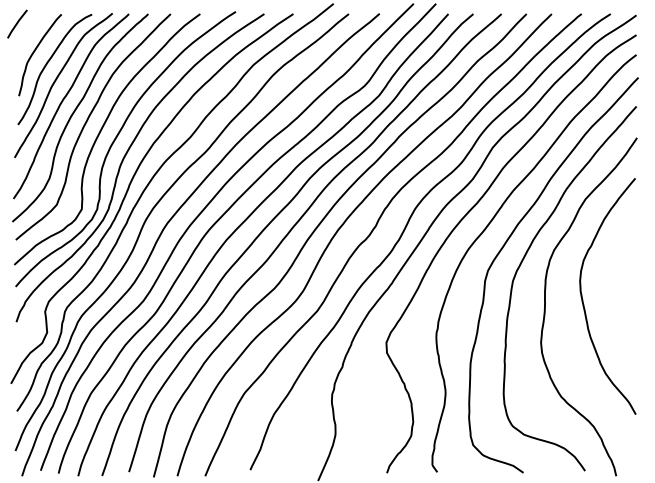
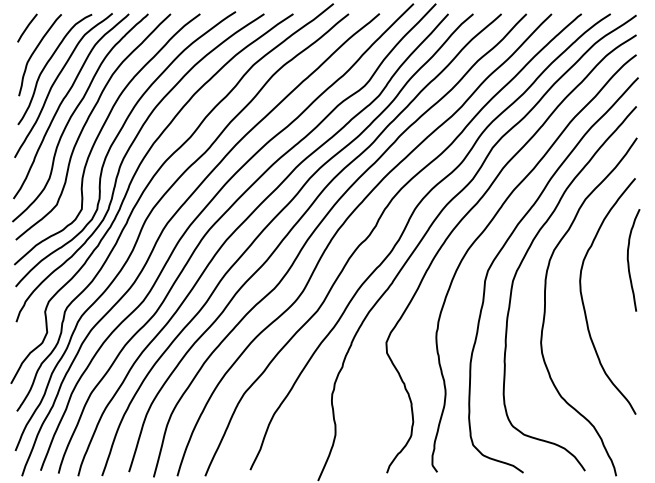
line position: (17, 23) -> (27, 27) (27, 27)
curve: none -> present (629, 262)
